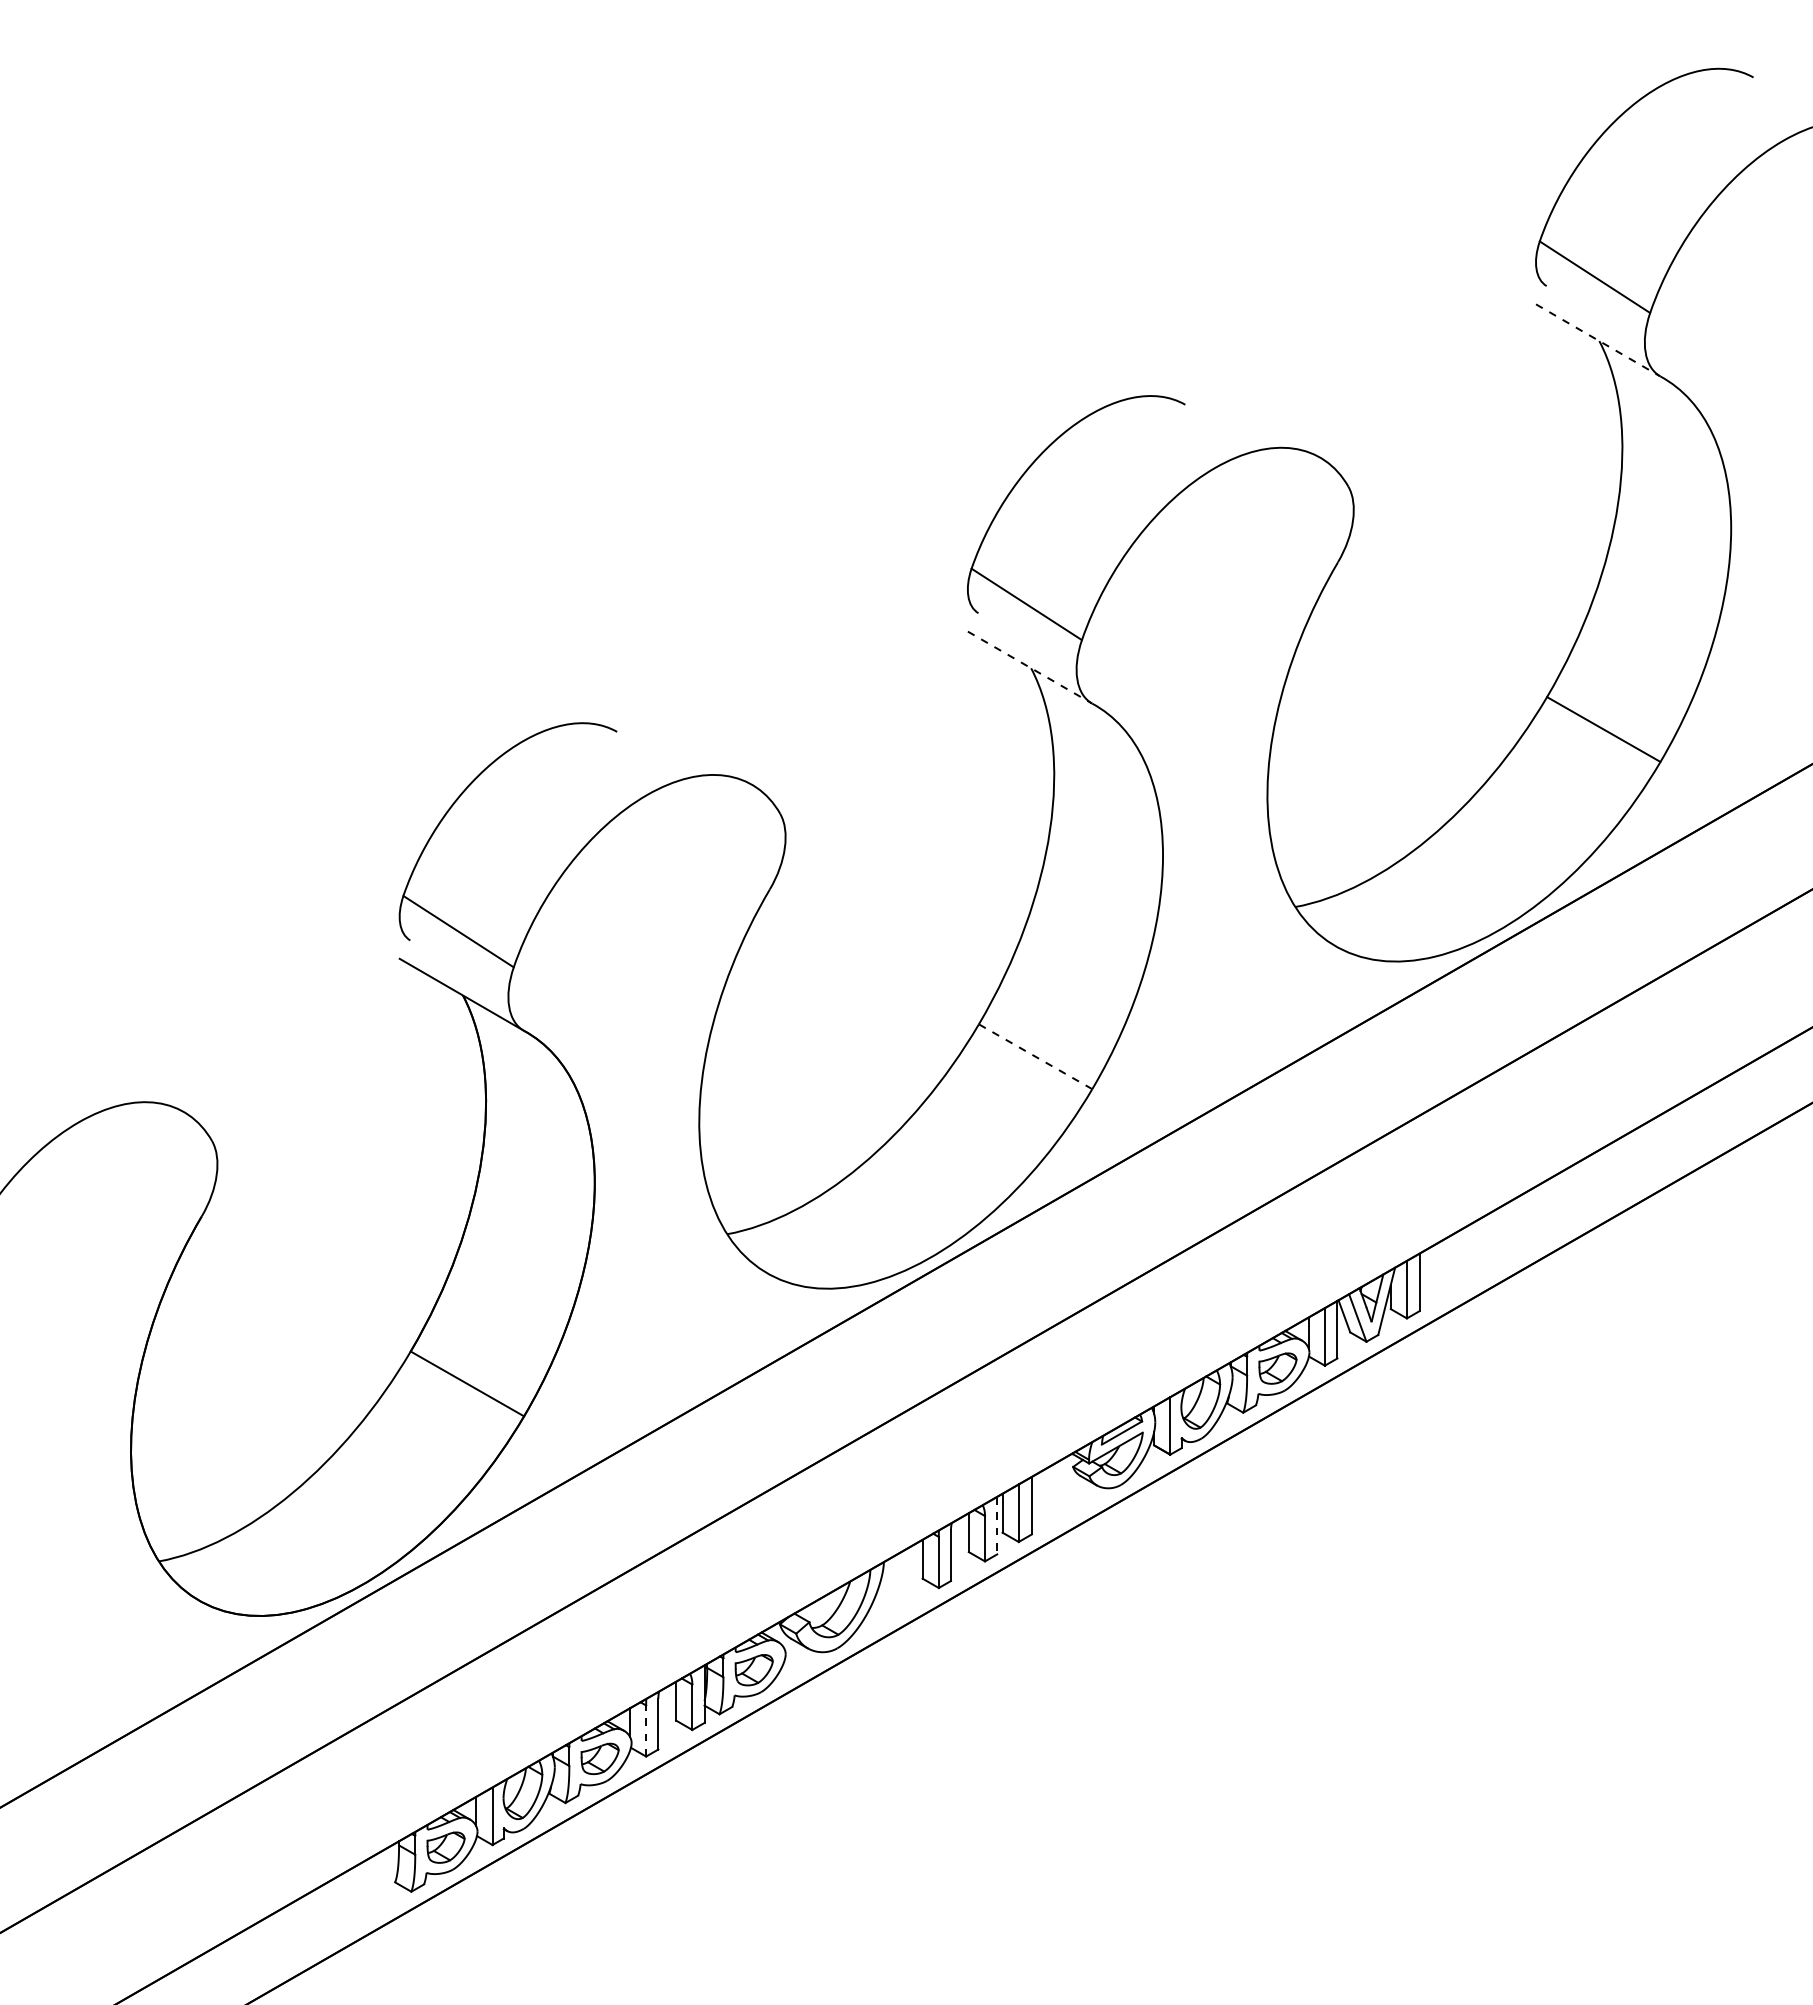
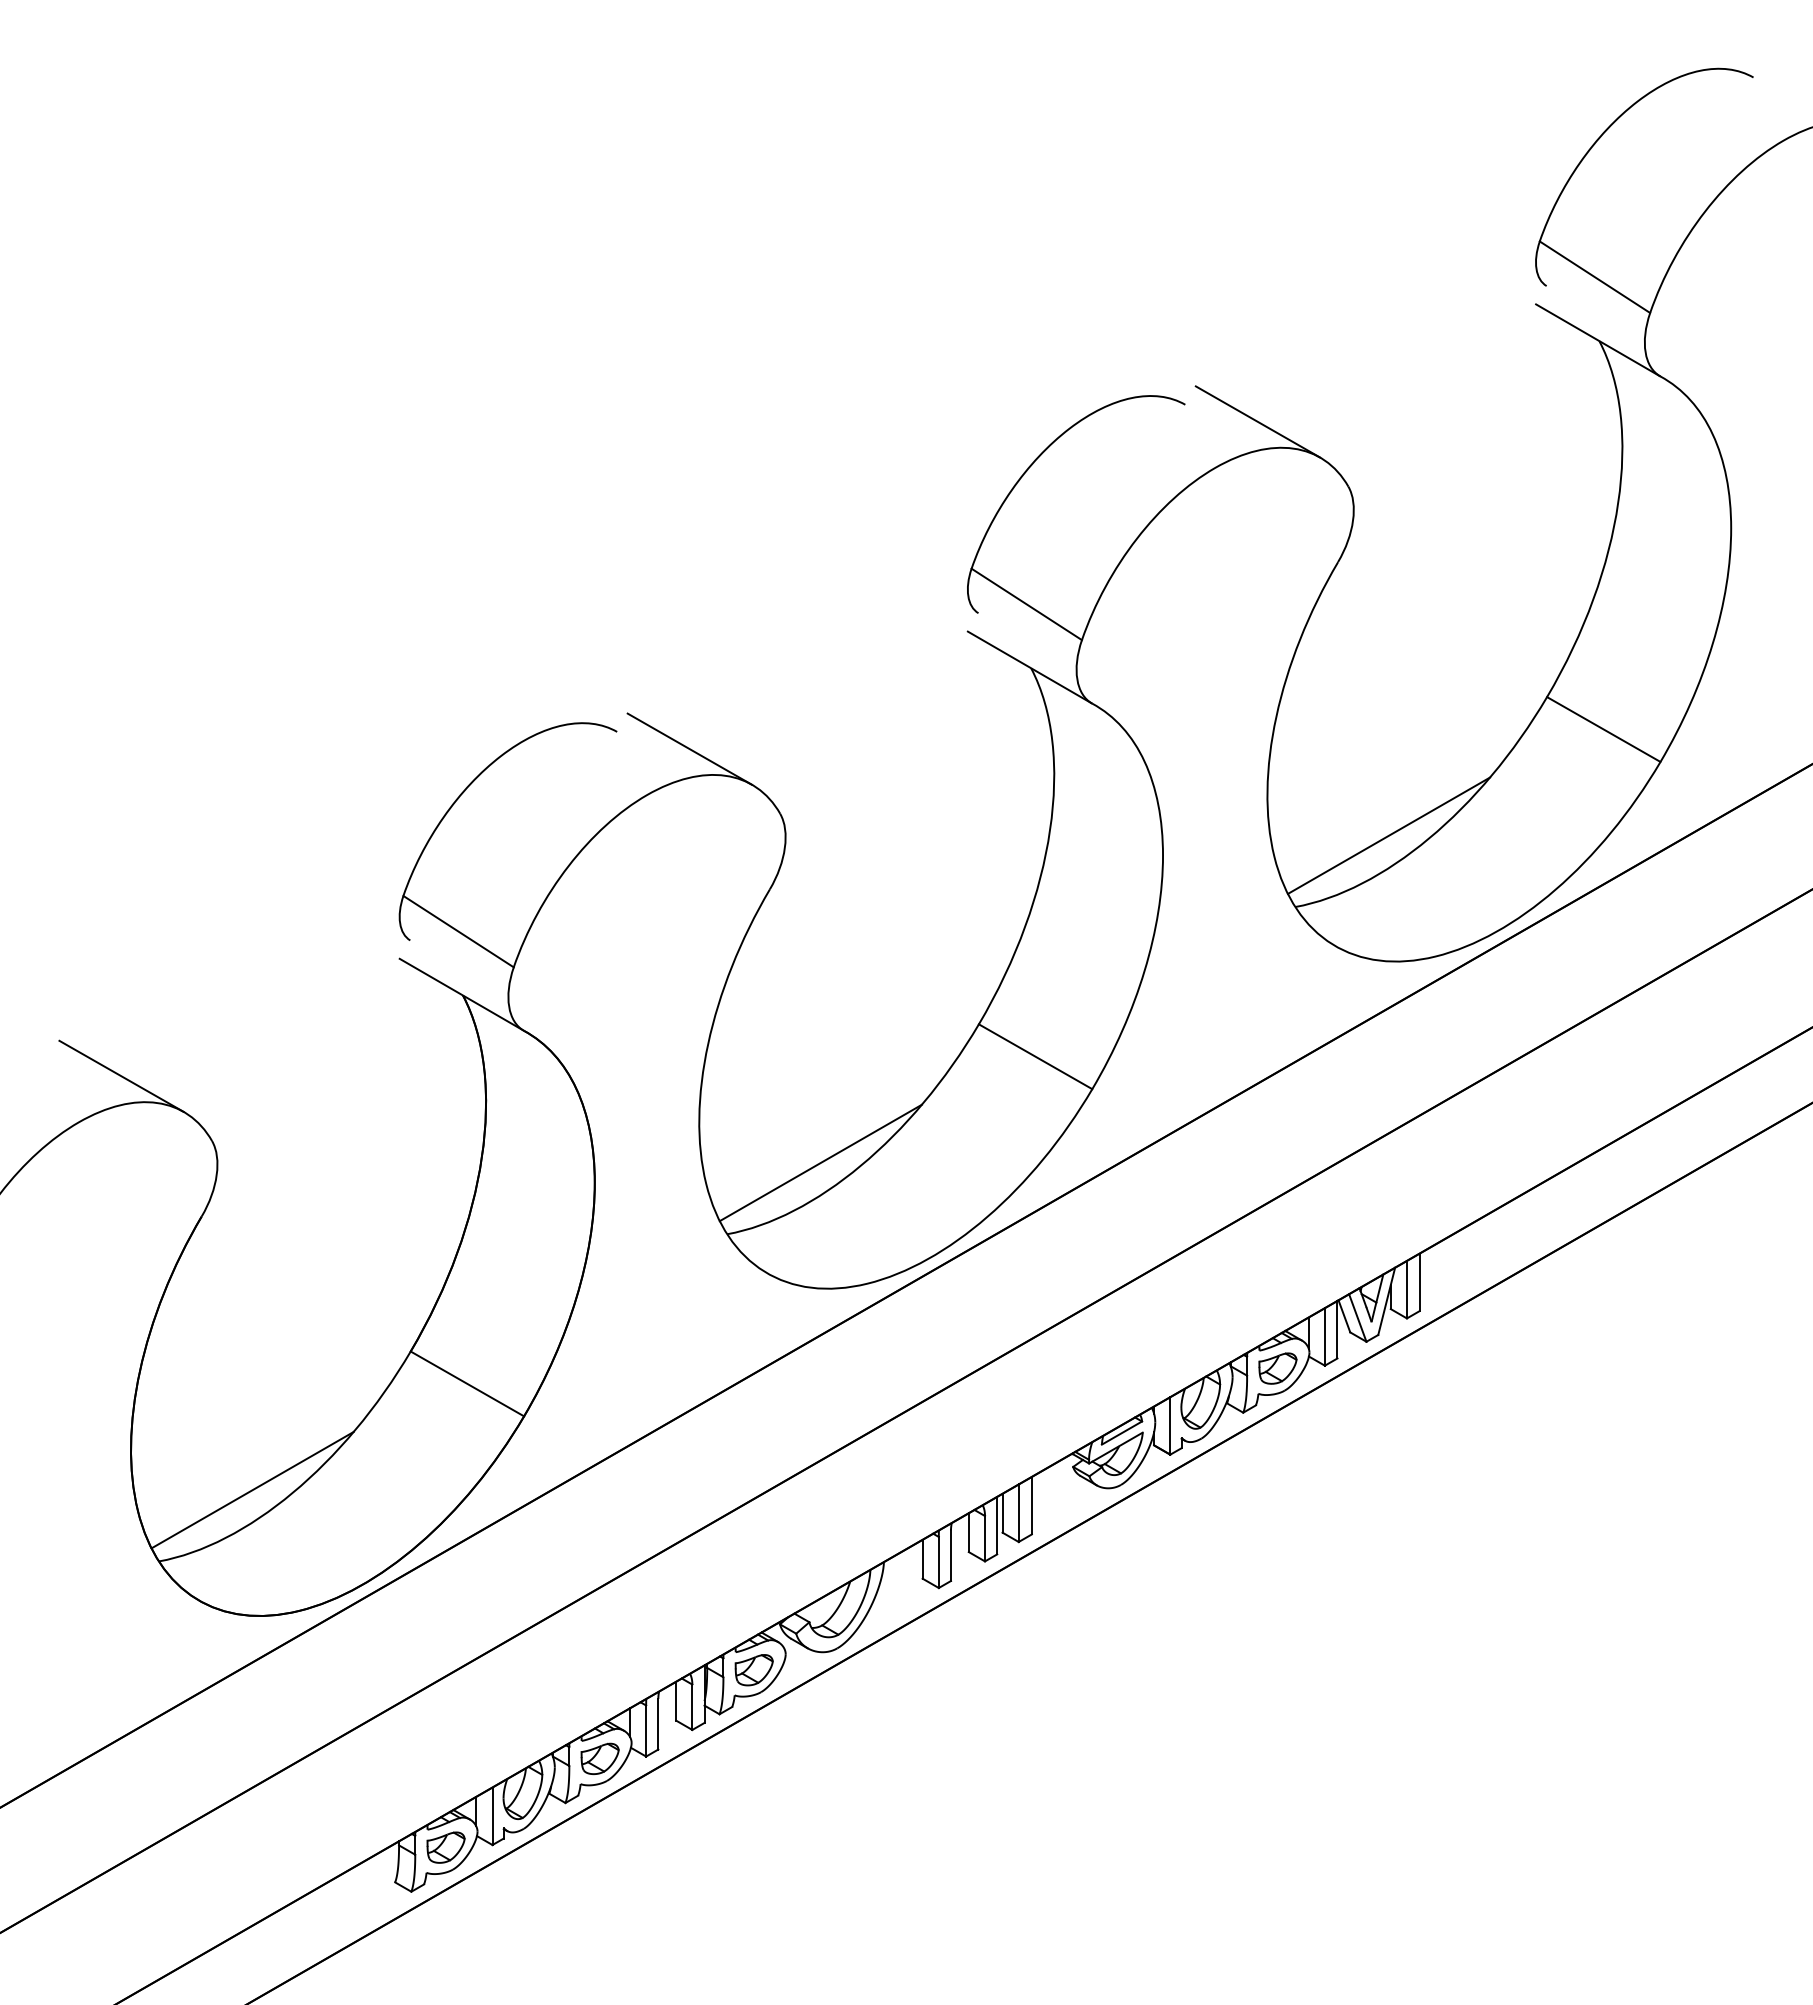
line: dashed -> solid (1597, 340)
line: none -> present (1257, 421)
line: dashed -> solid (1029, 667)
line: none -> present (689, 748)
line: none -> present (1388, 835)
line: dashed -> solid (1035, 1056)
line: none -> present (121, 1075)
line: none -> present (820, 1162)
line: none -> present (252, 1489)
line: dashed -> solid (997, 1525)
line: dashed -> solid (646, 1731)
